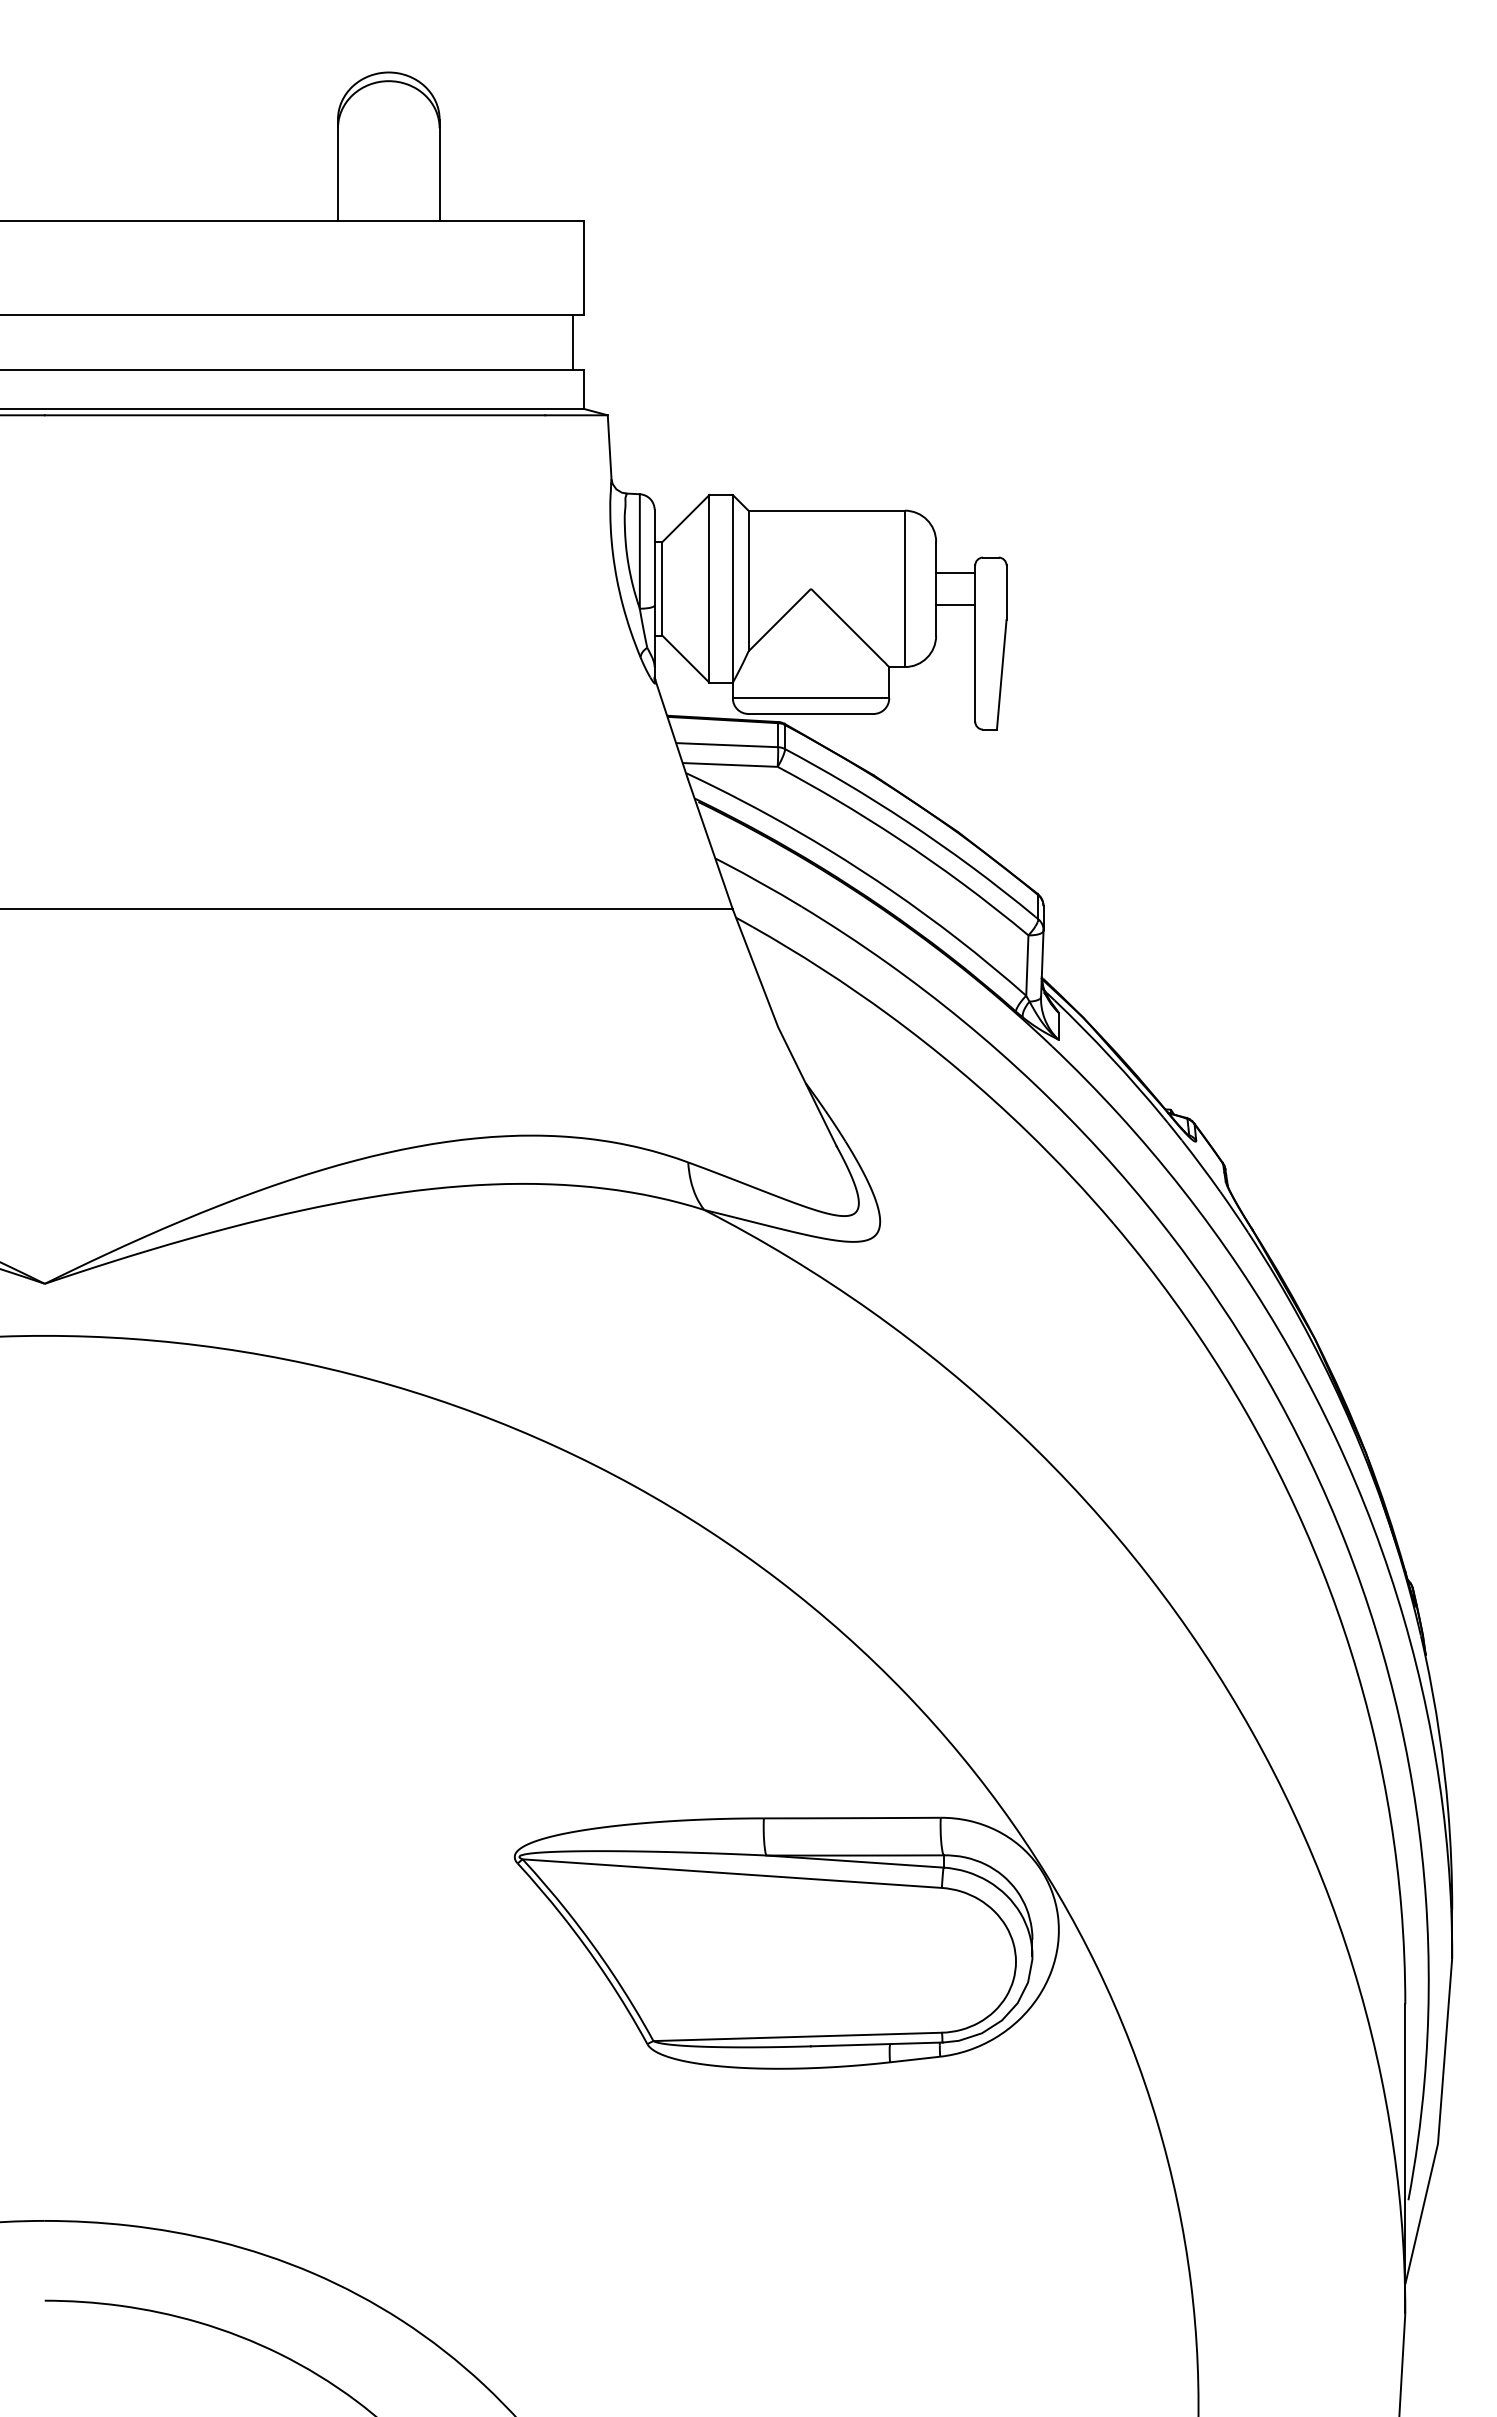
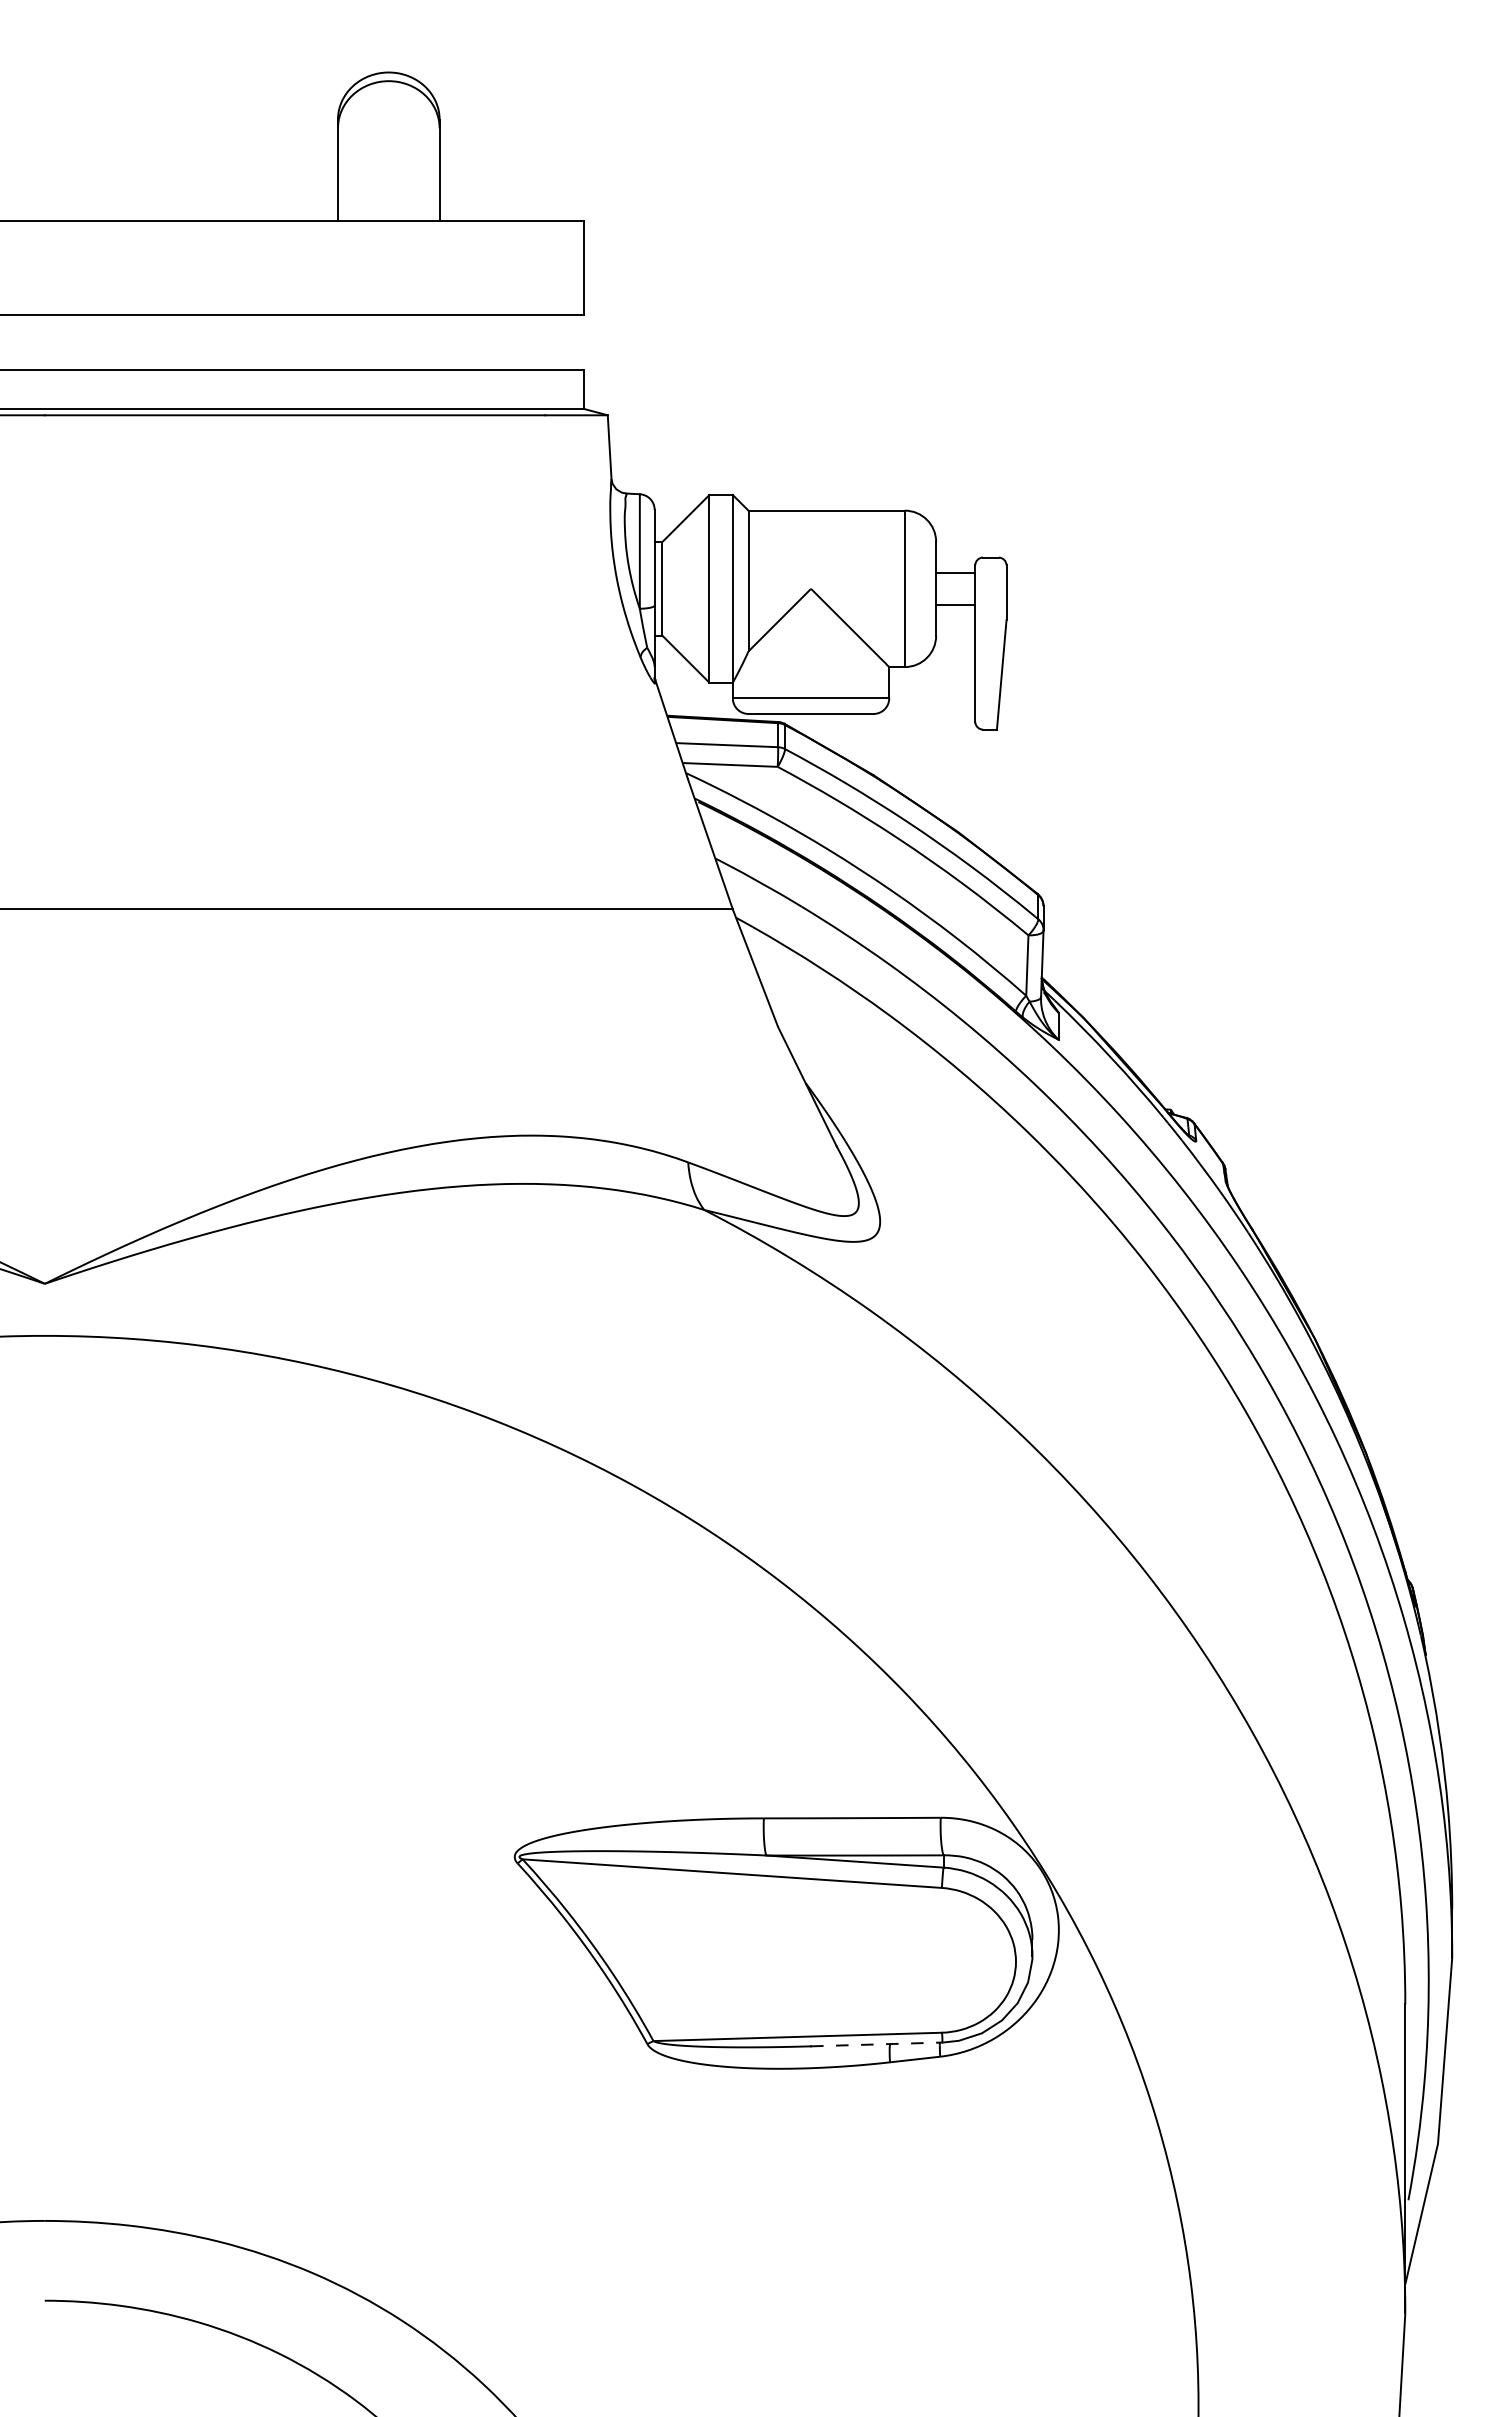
line: present -> none (572, 342)
line: solid -> dashed (877, 2044)
